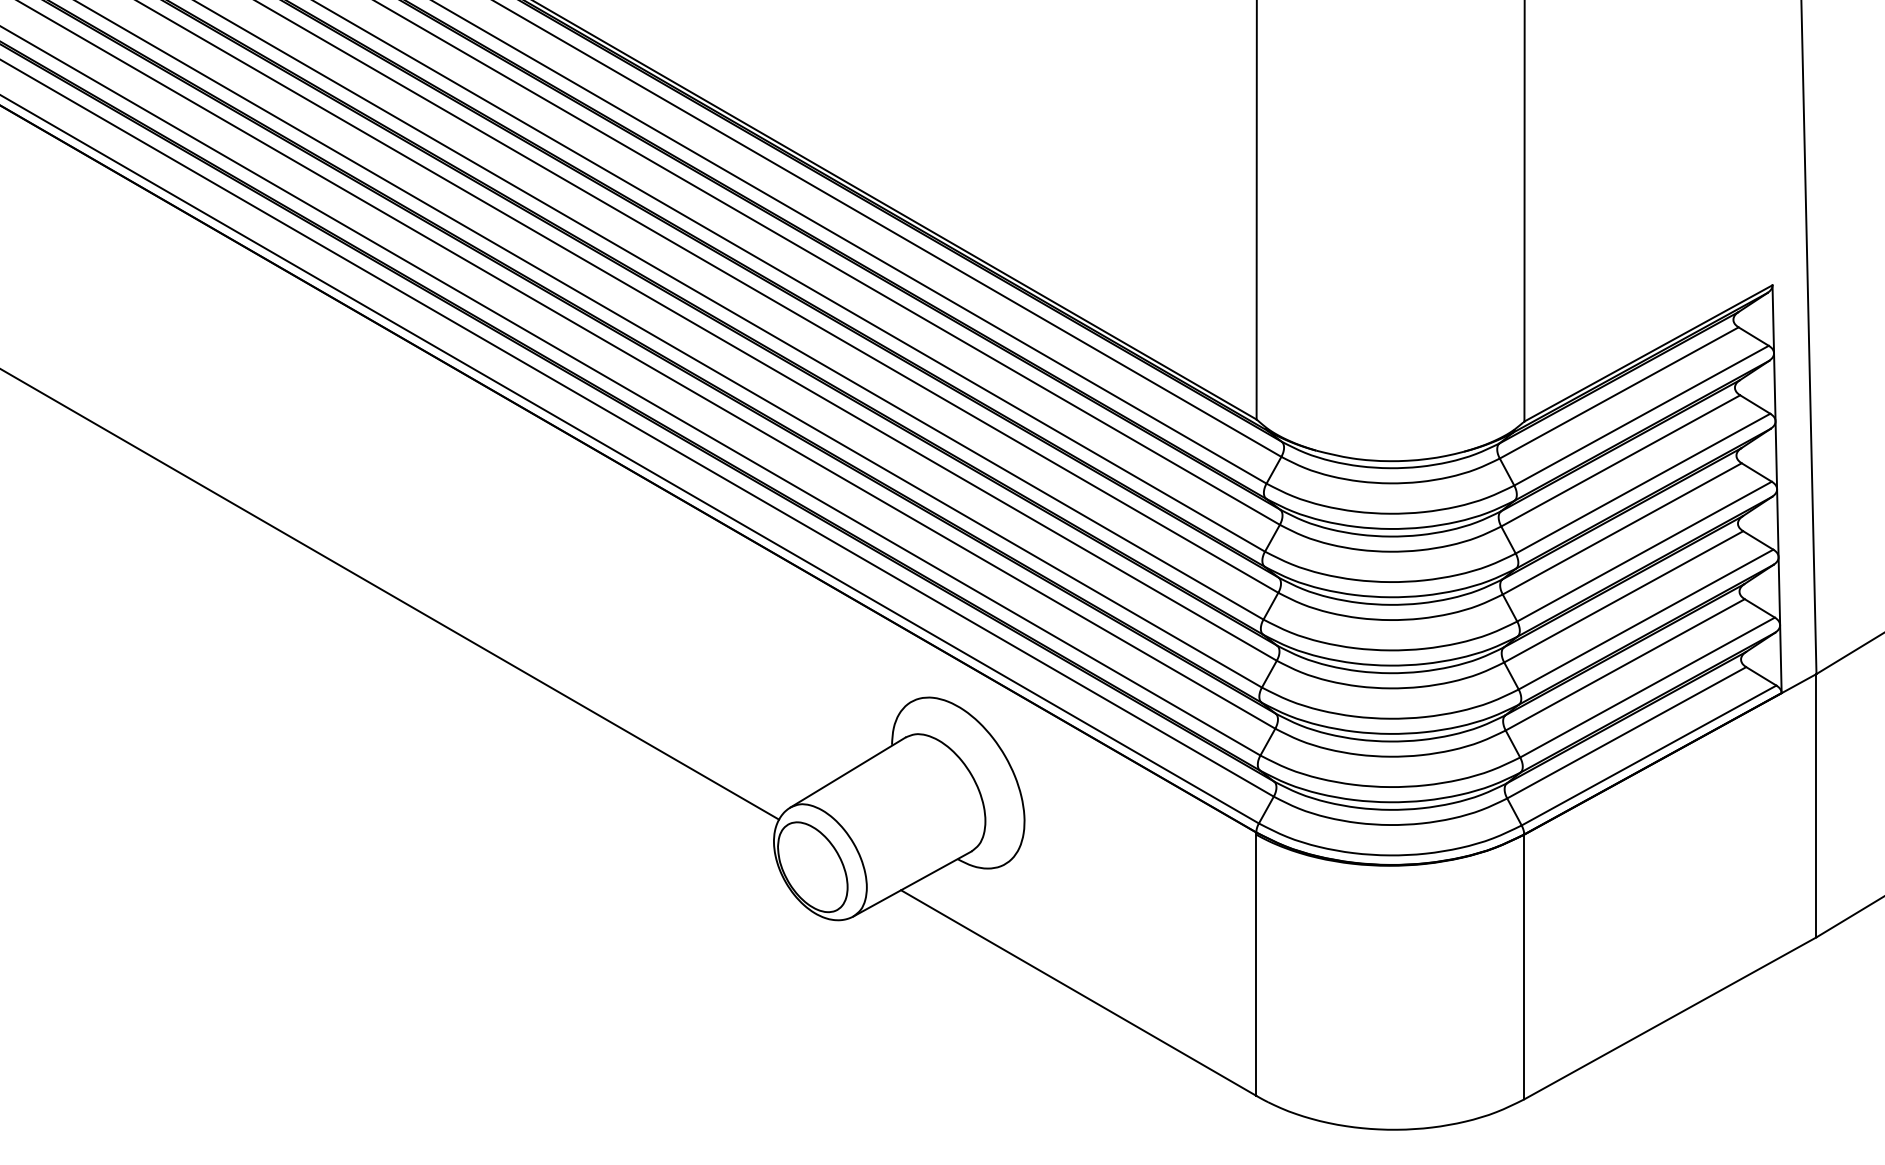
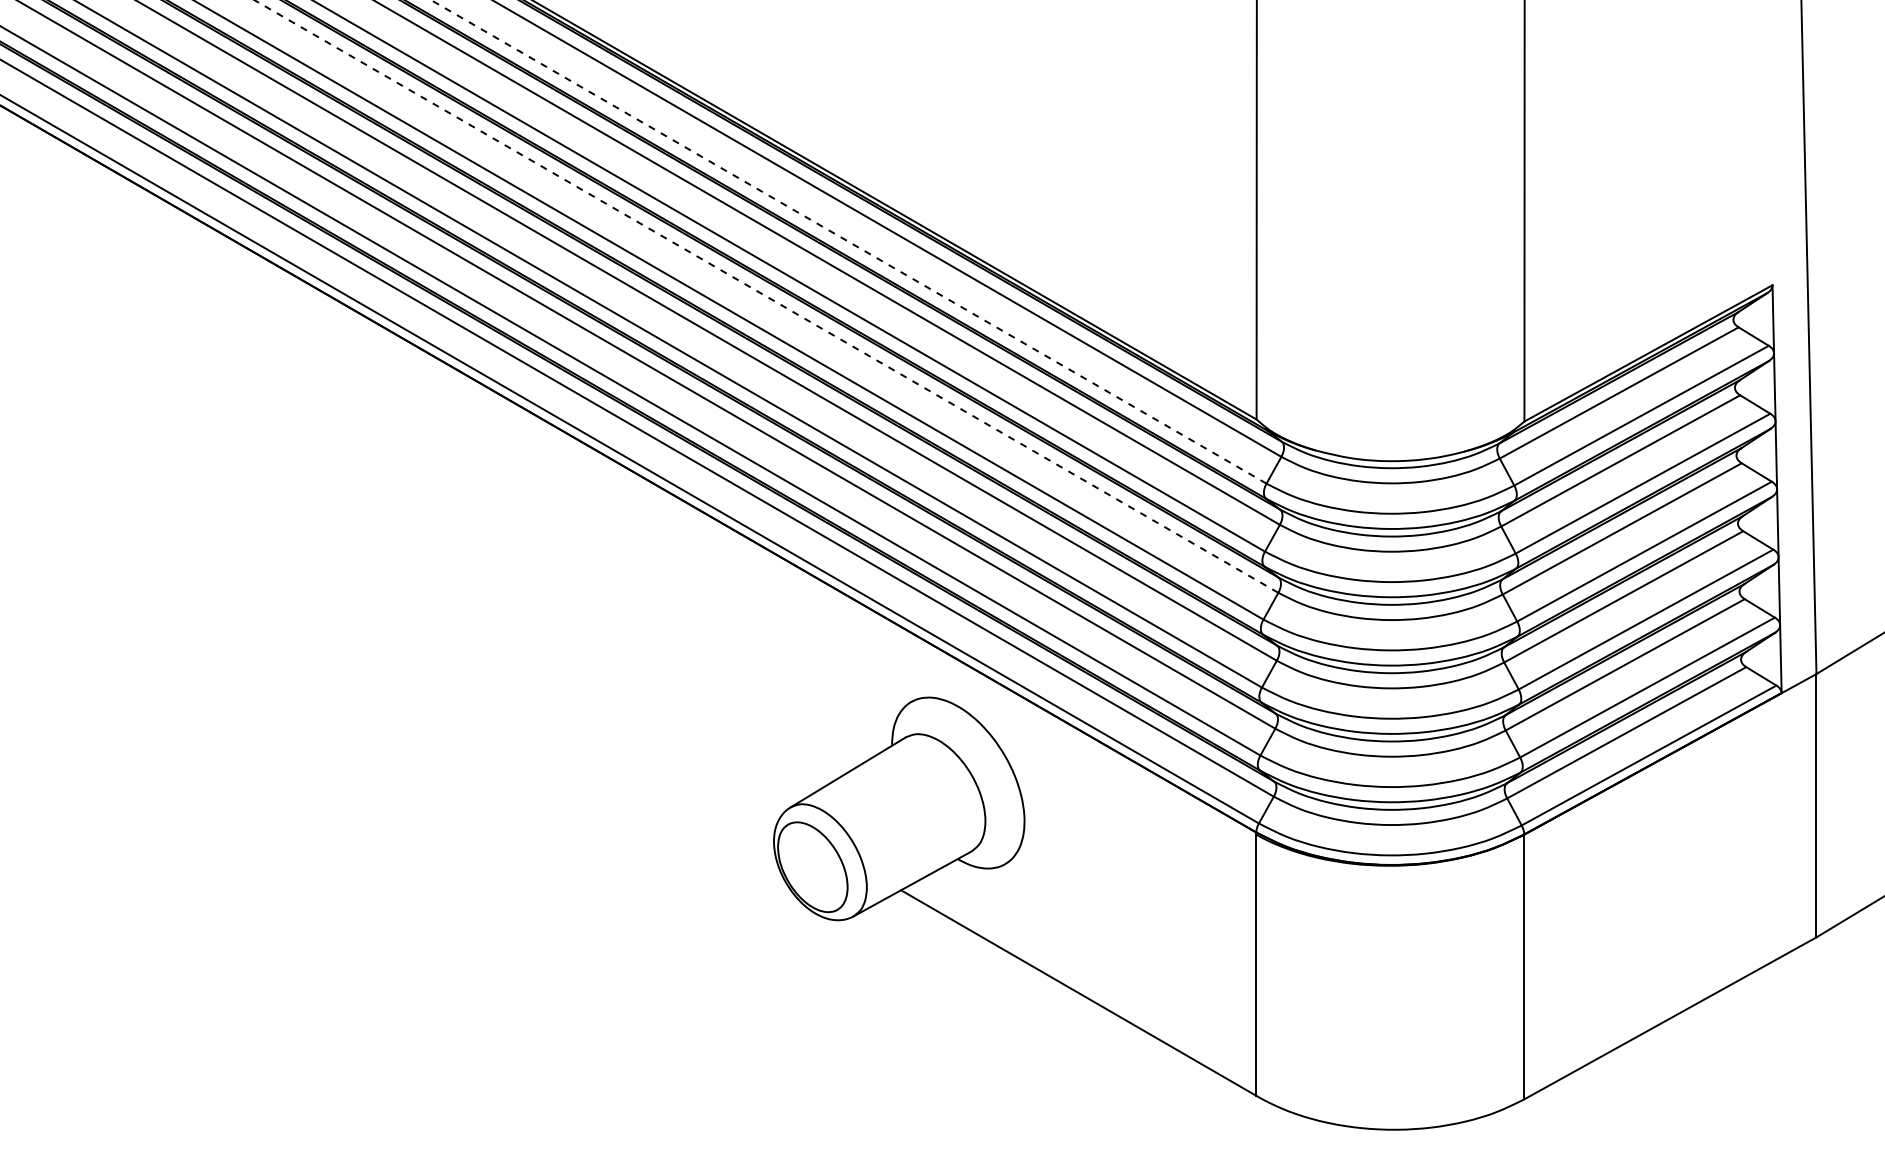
line: solid -> dashed (848, 241)
line: solid -> dashed (766, 296)
line: present -> none (390, 594)
